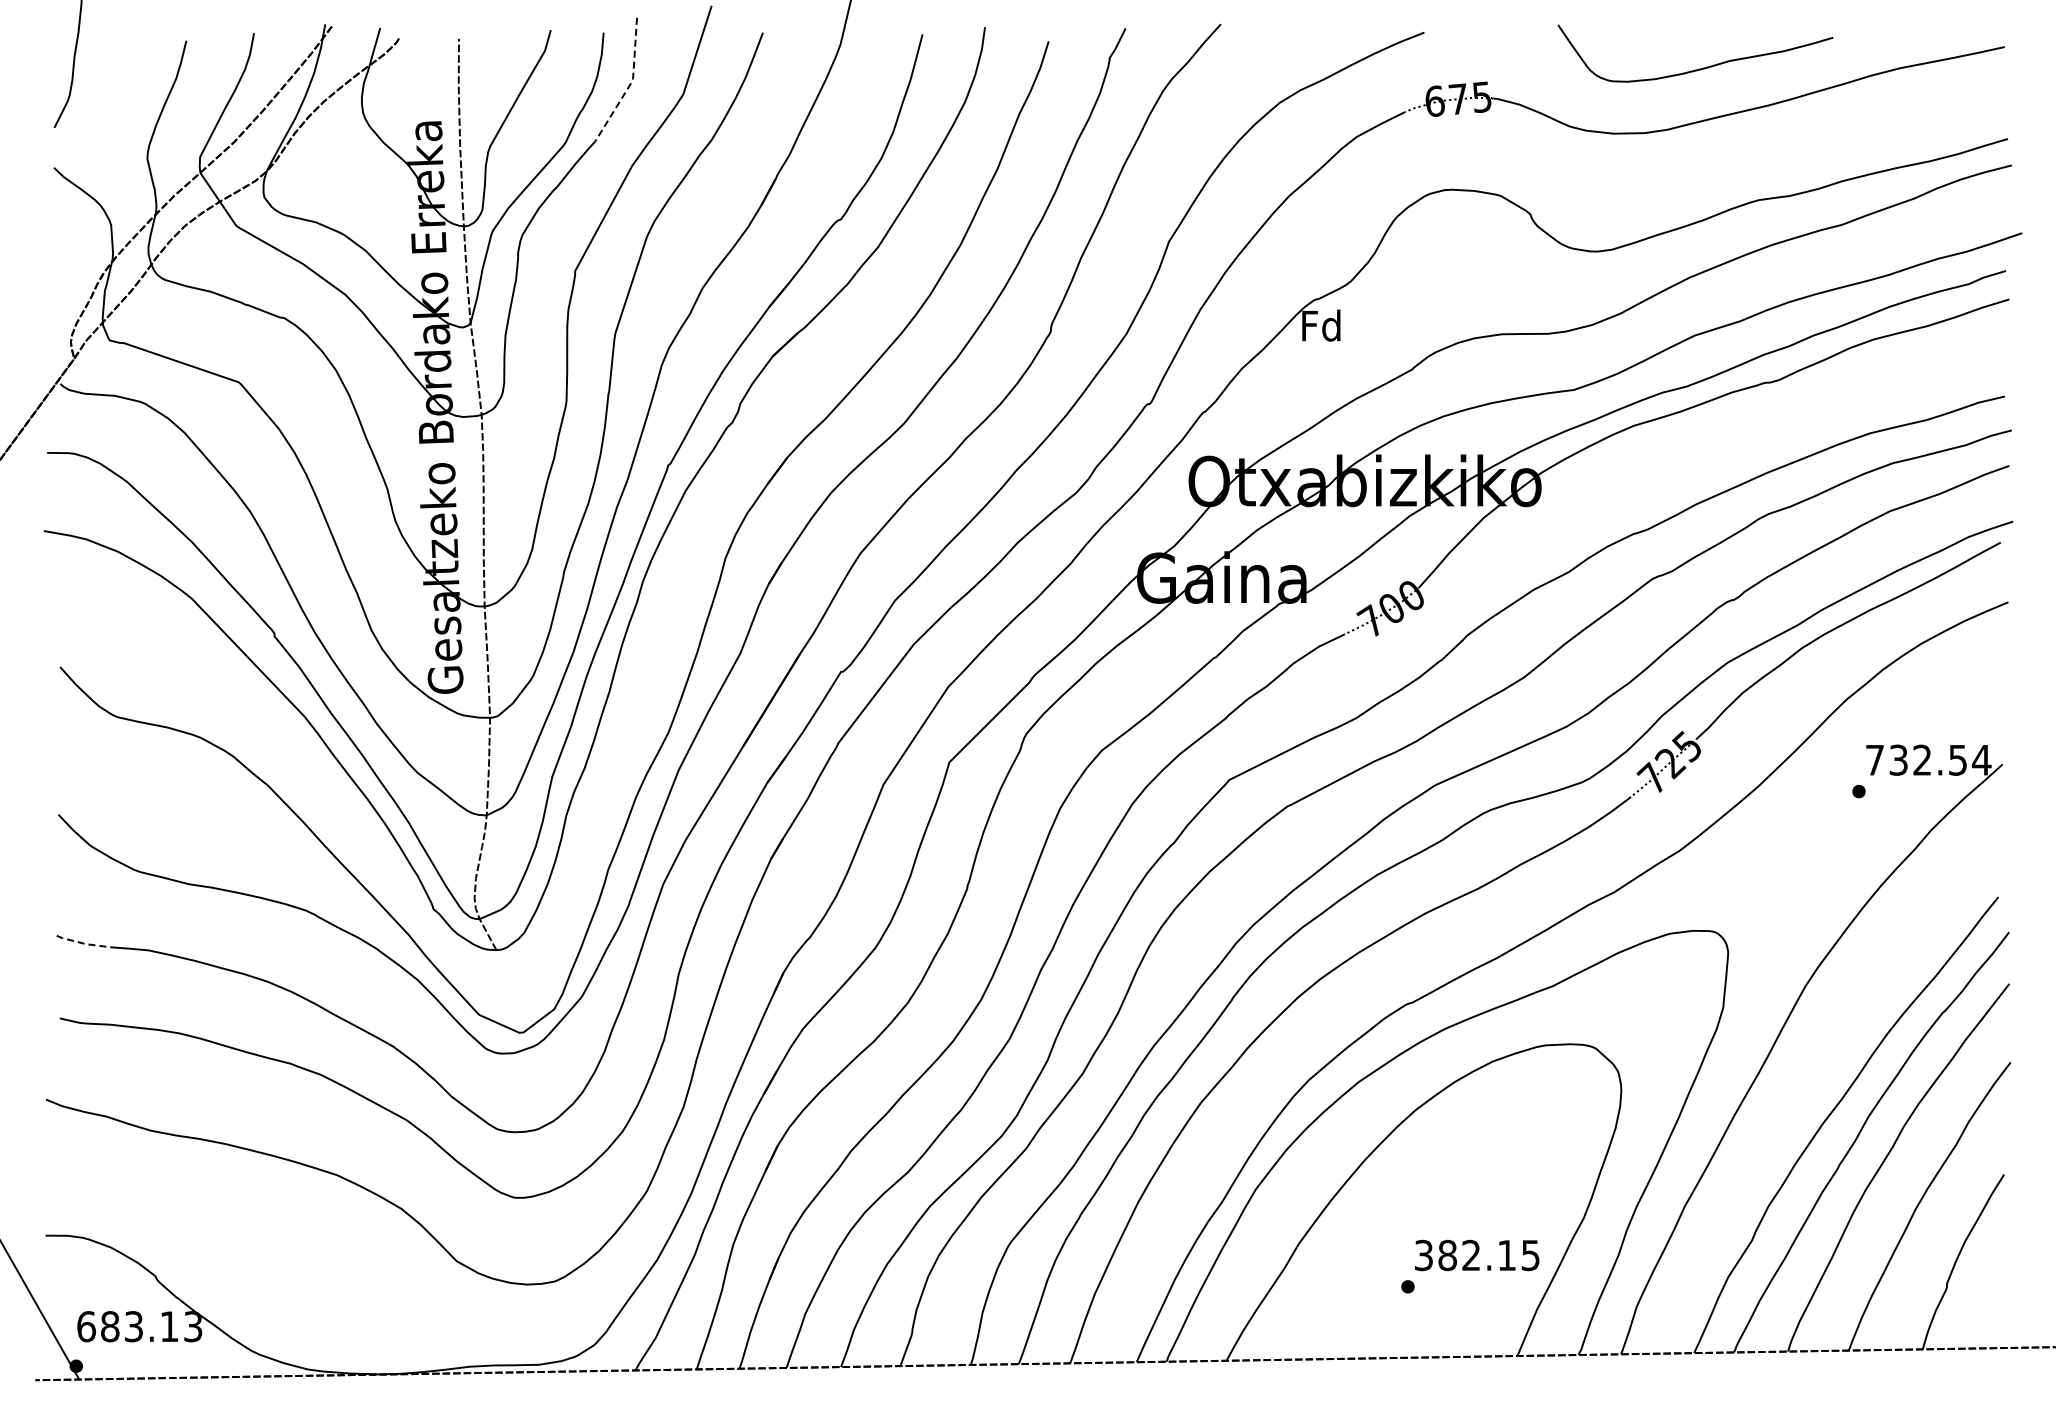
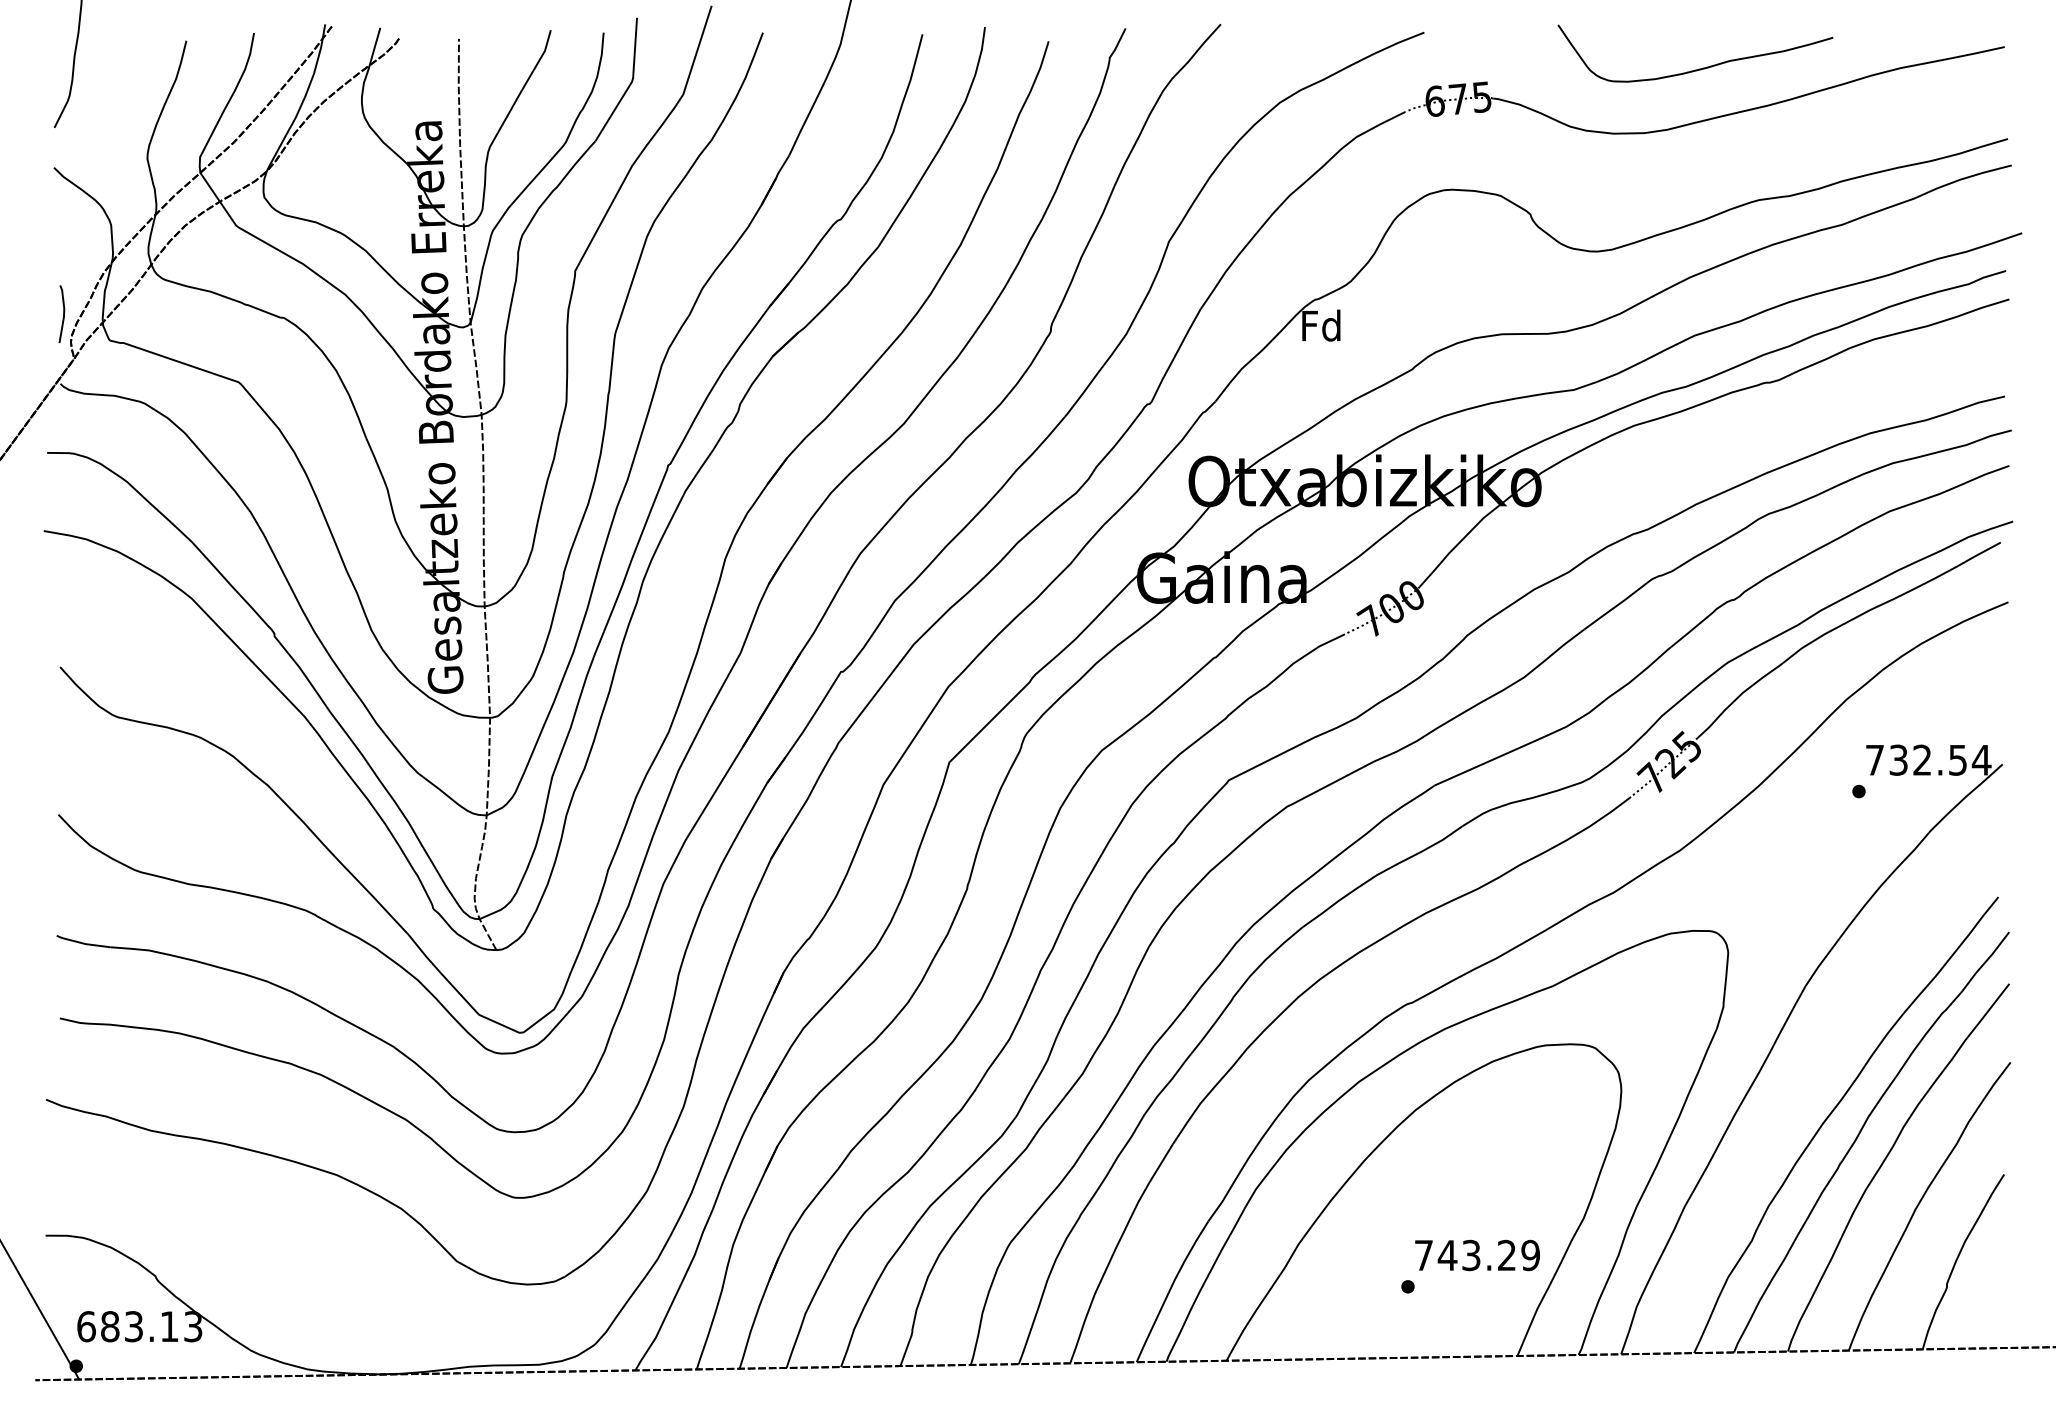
line: dashed -> solid (630, 83)
line: none -> present (63, 313)
line: dashed -> solid (83, 943)
text: 382.15 -> 743.29 (1477, 1255)
